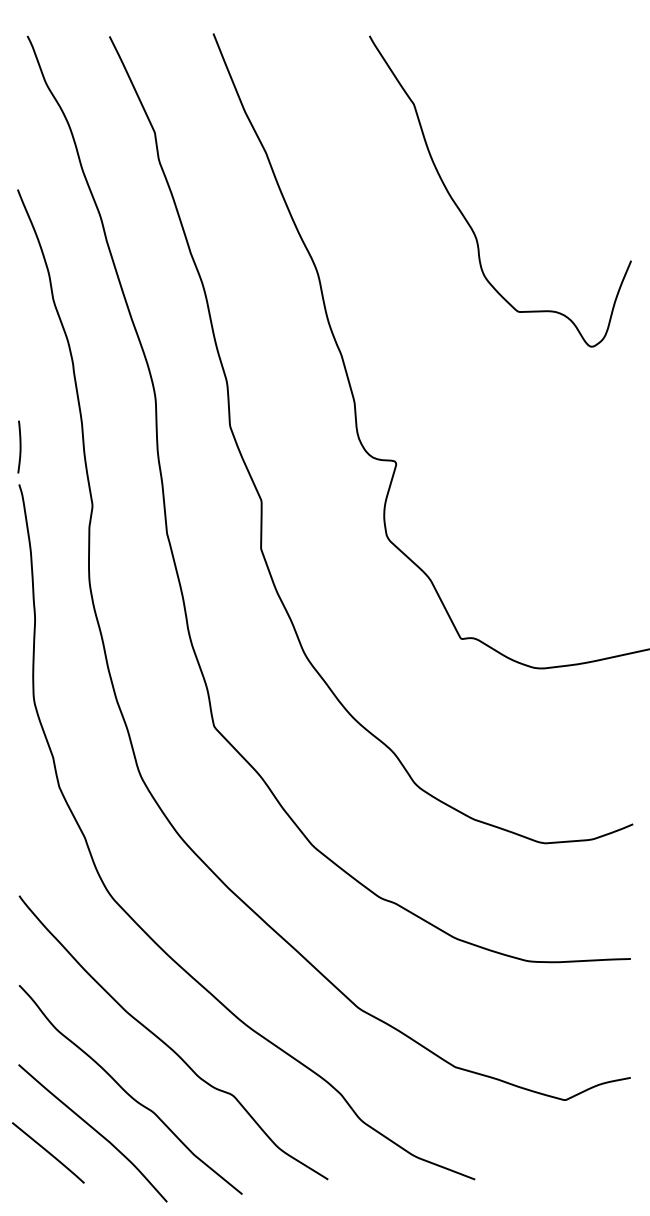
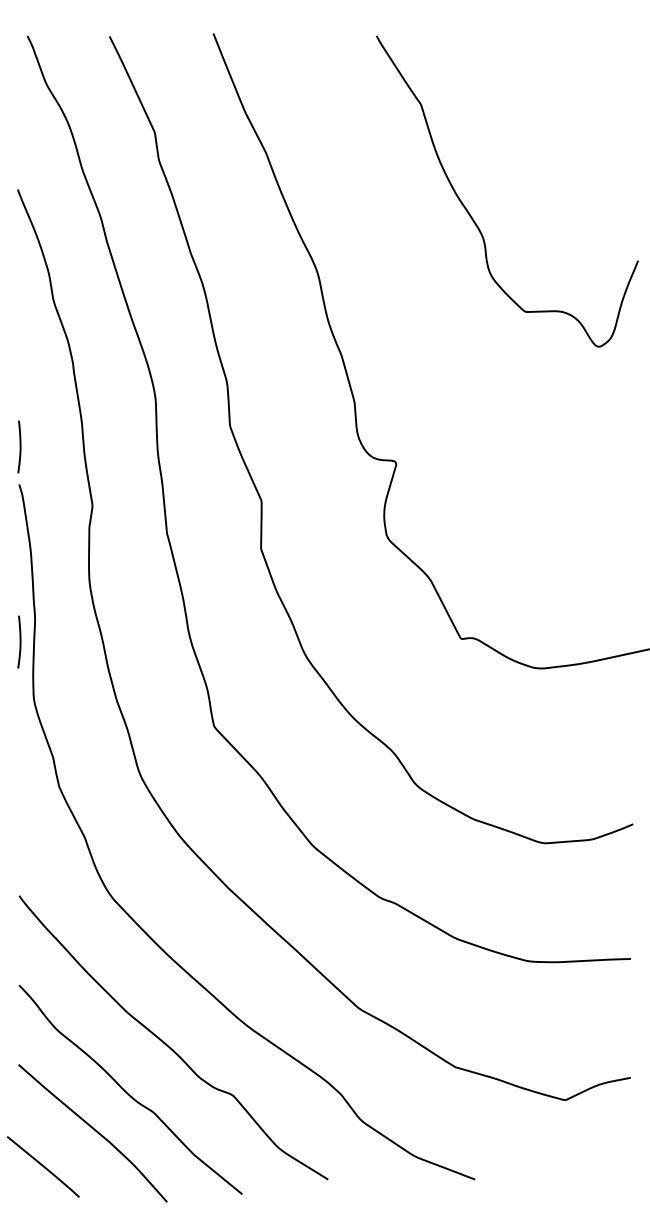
curve position: (464, 215) -> (471, 215) (471, 215)
curve: none -> present (19, 641)
line position: (48, 1152) -> (43, 1166) (43, 1166)
